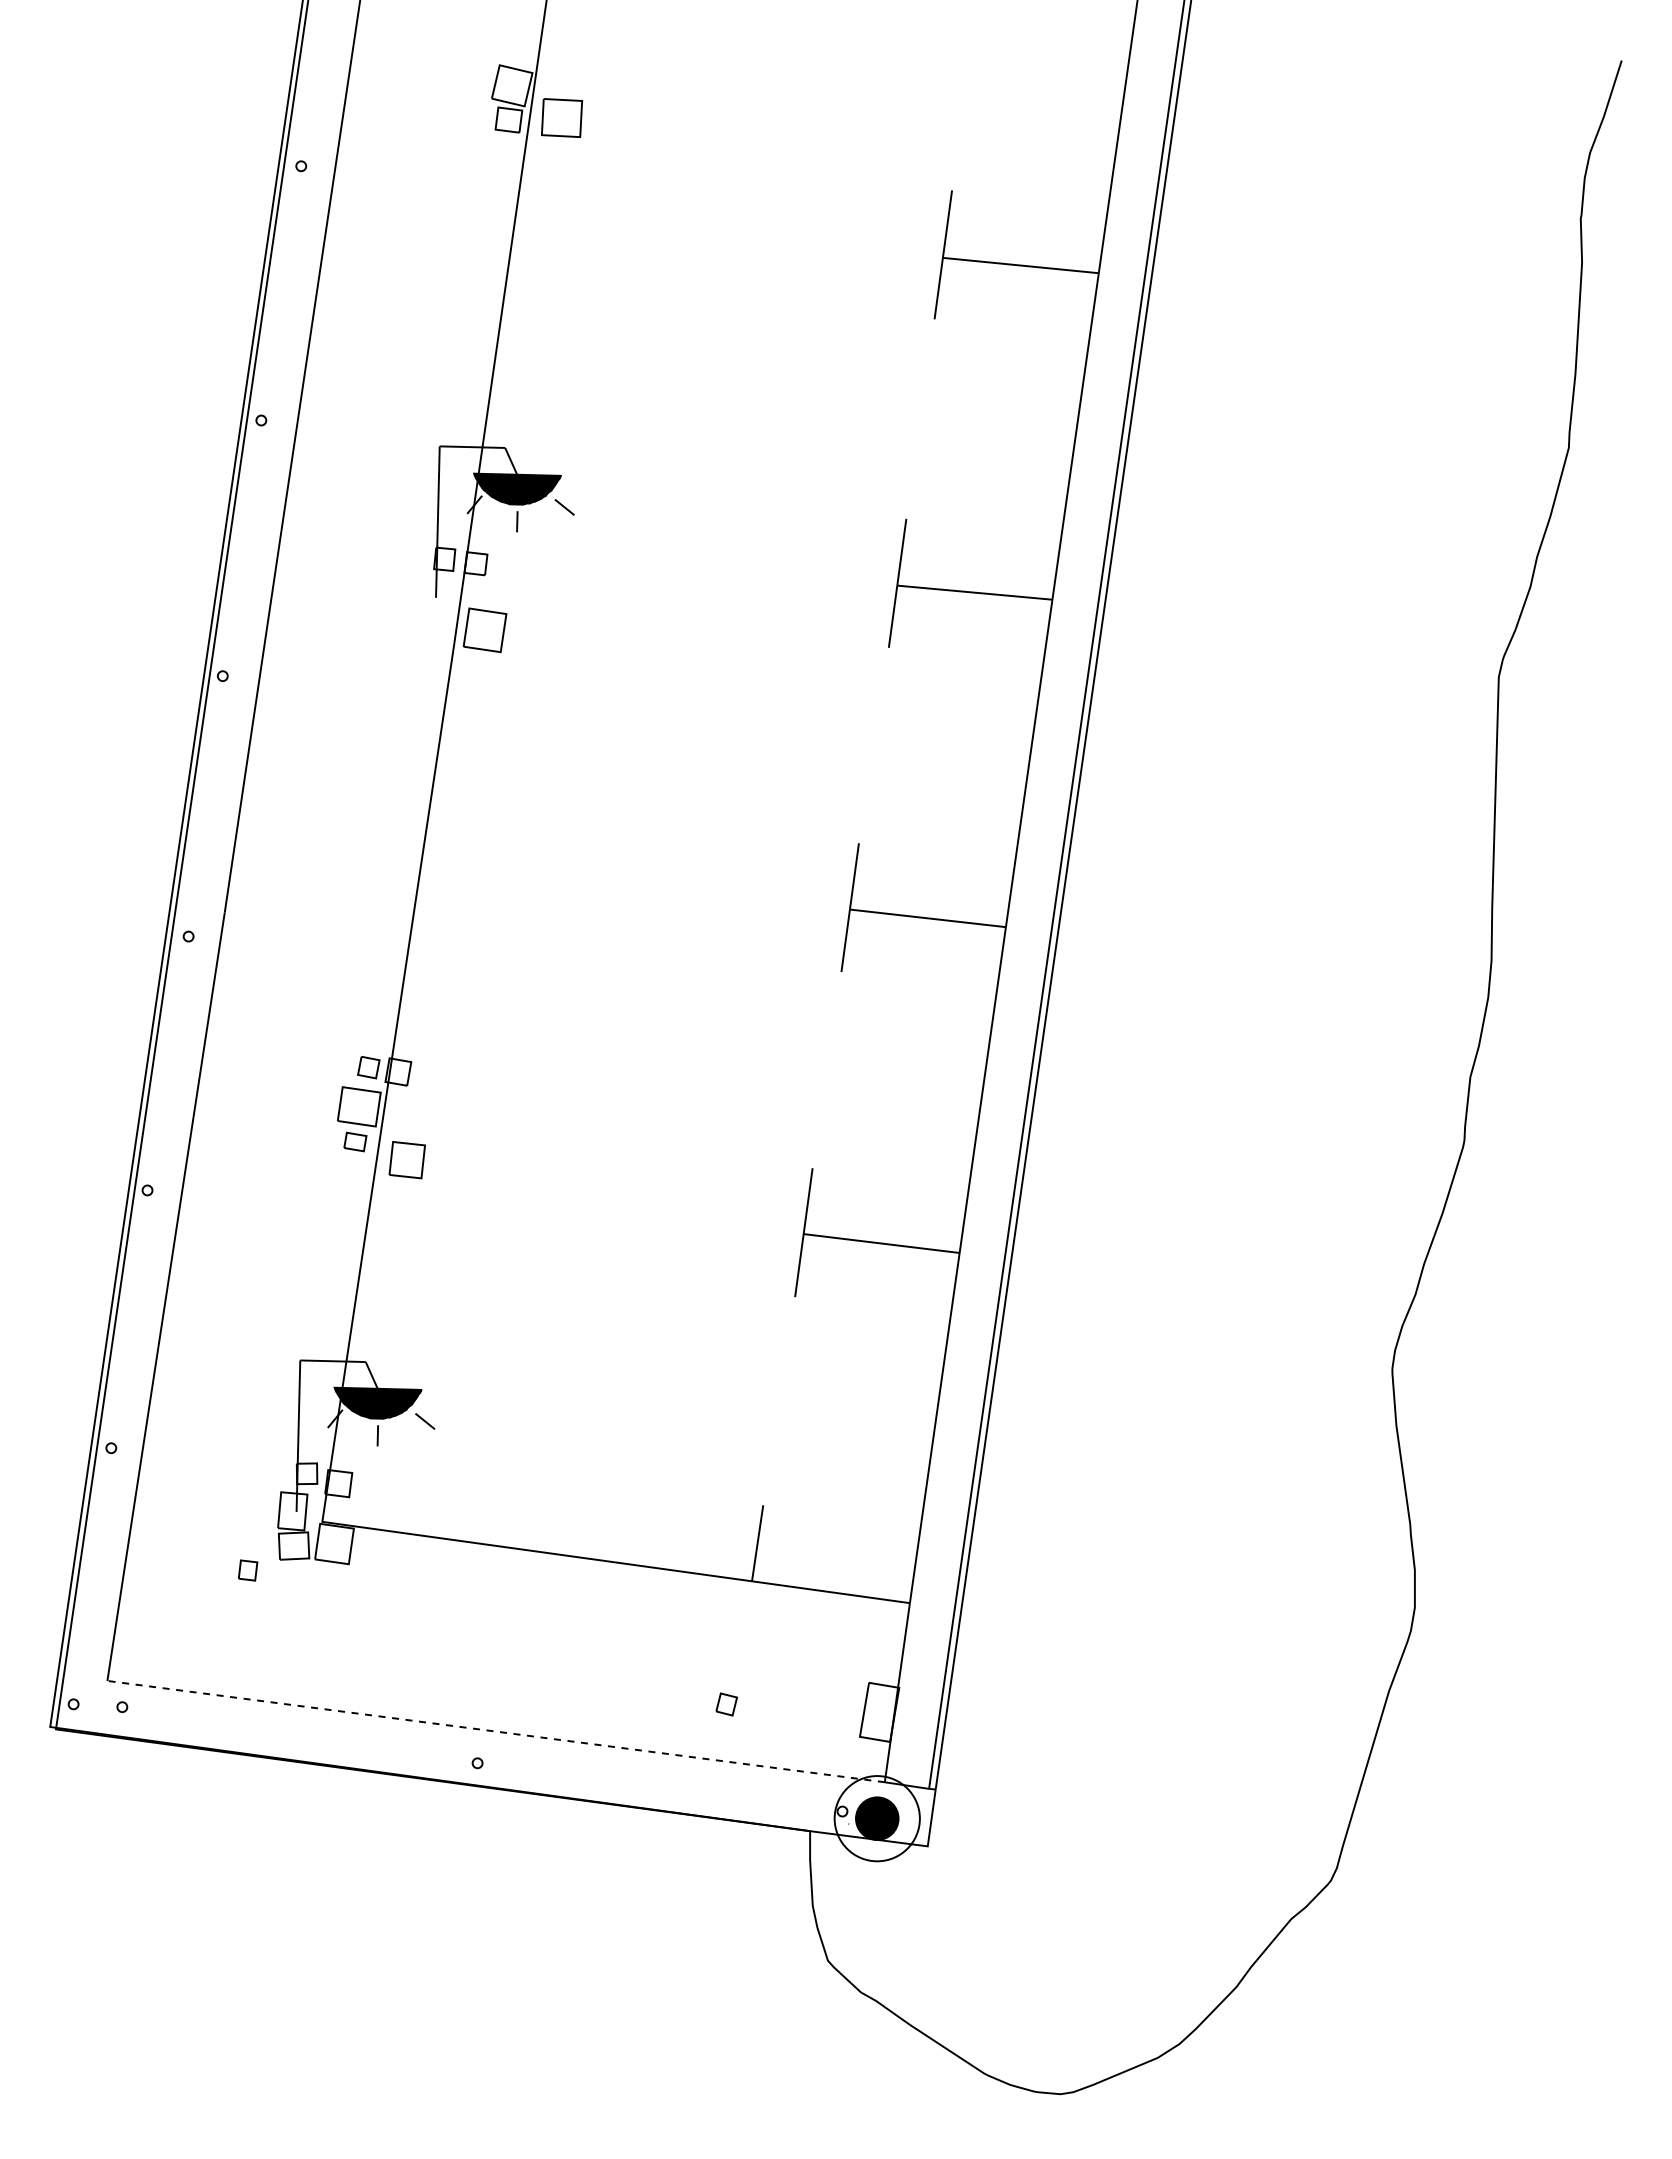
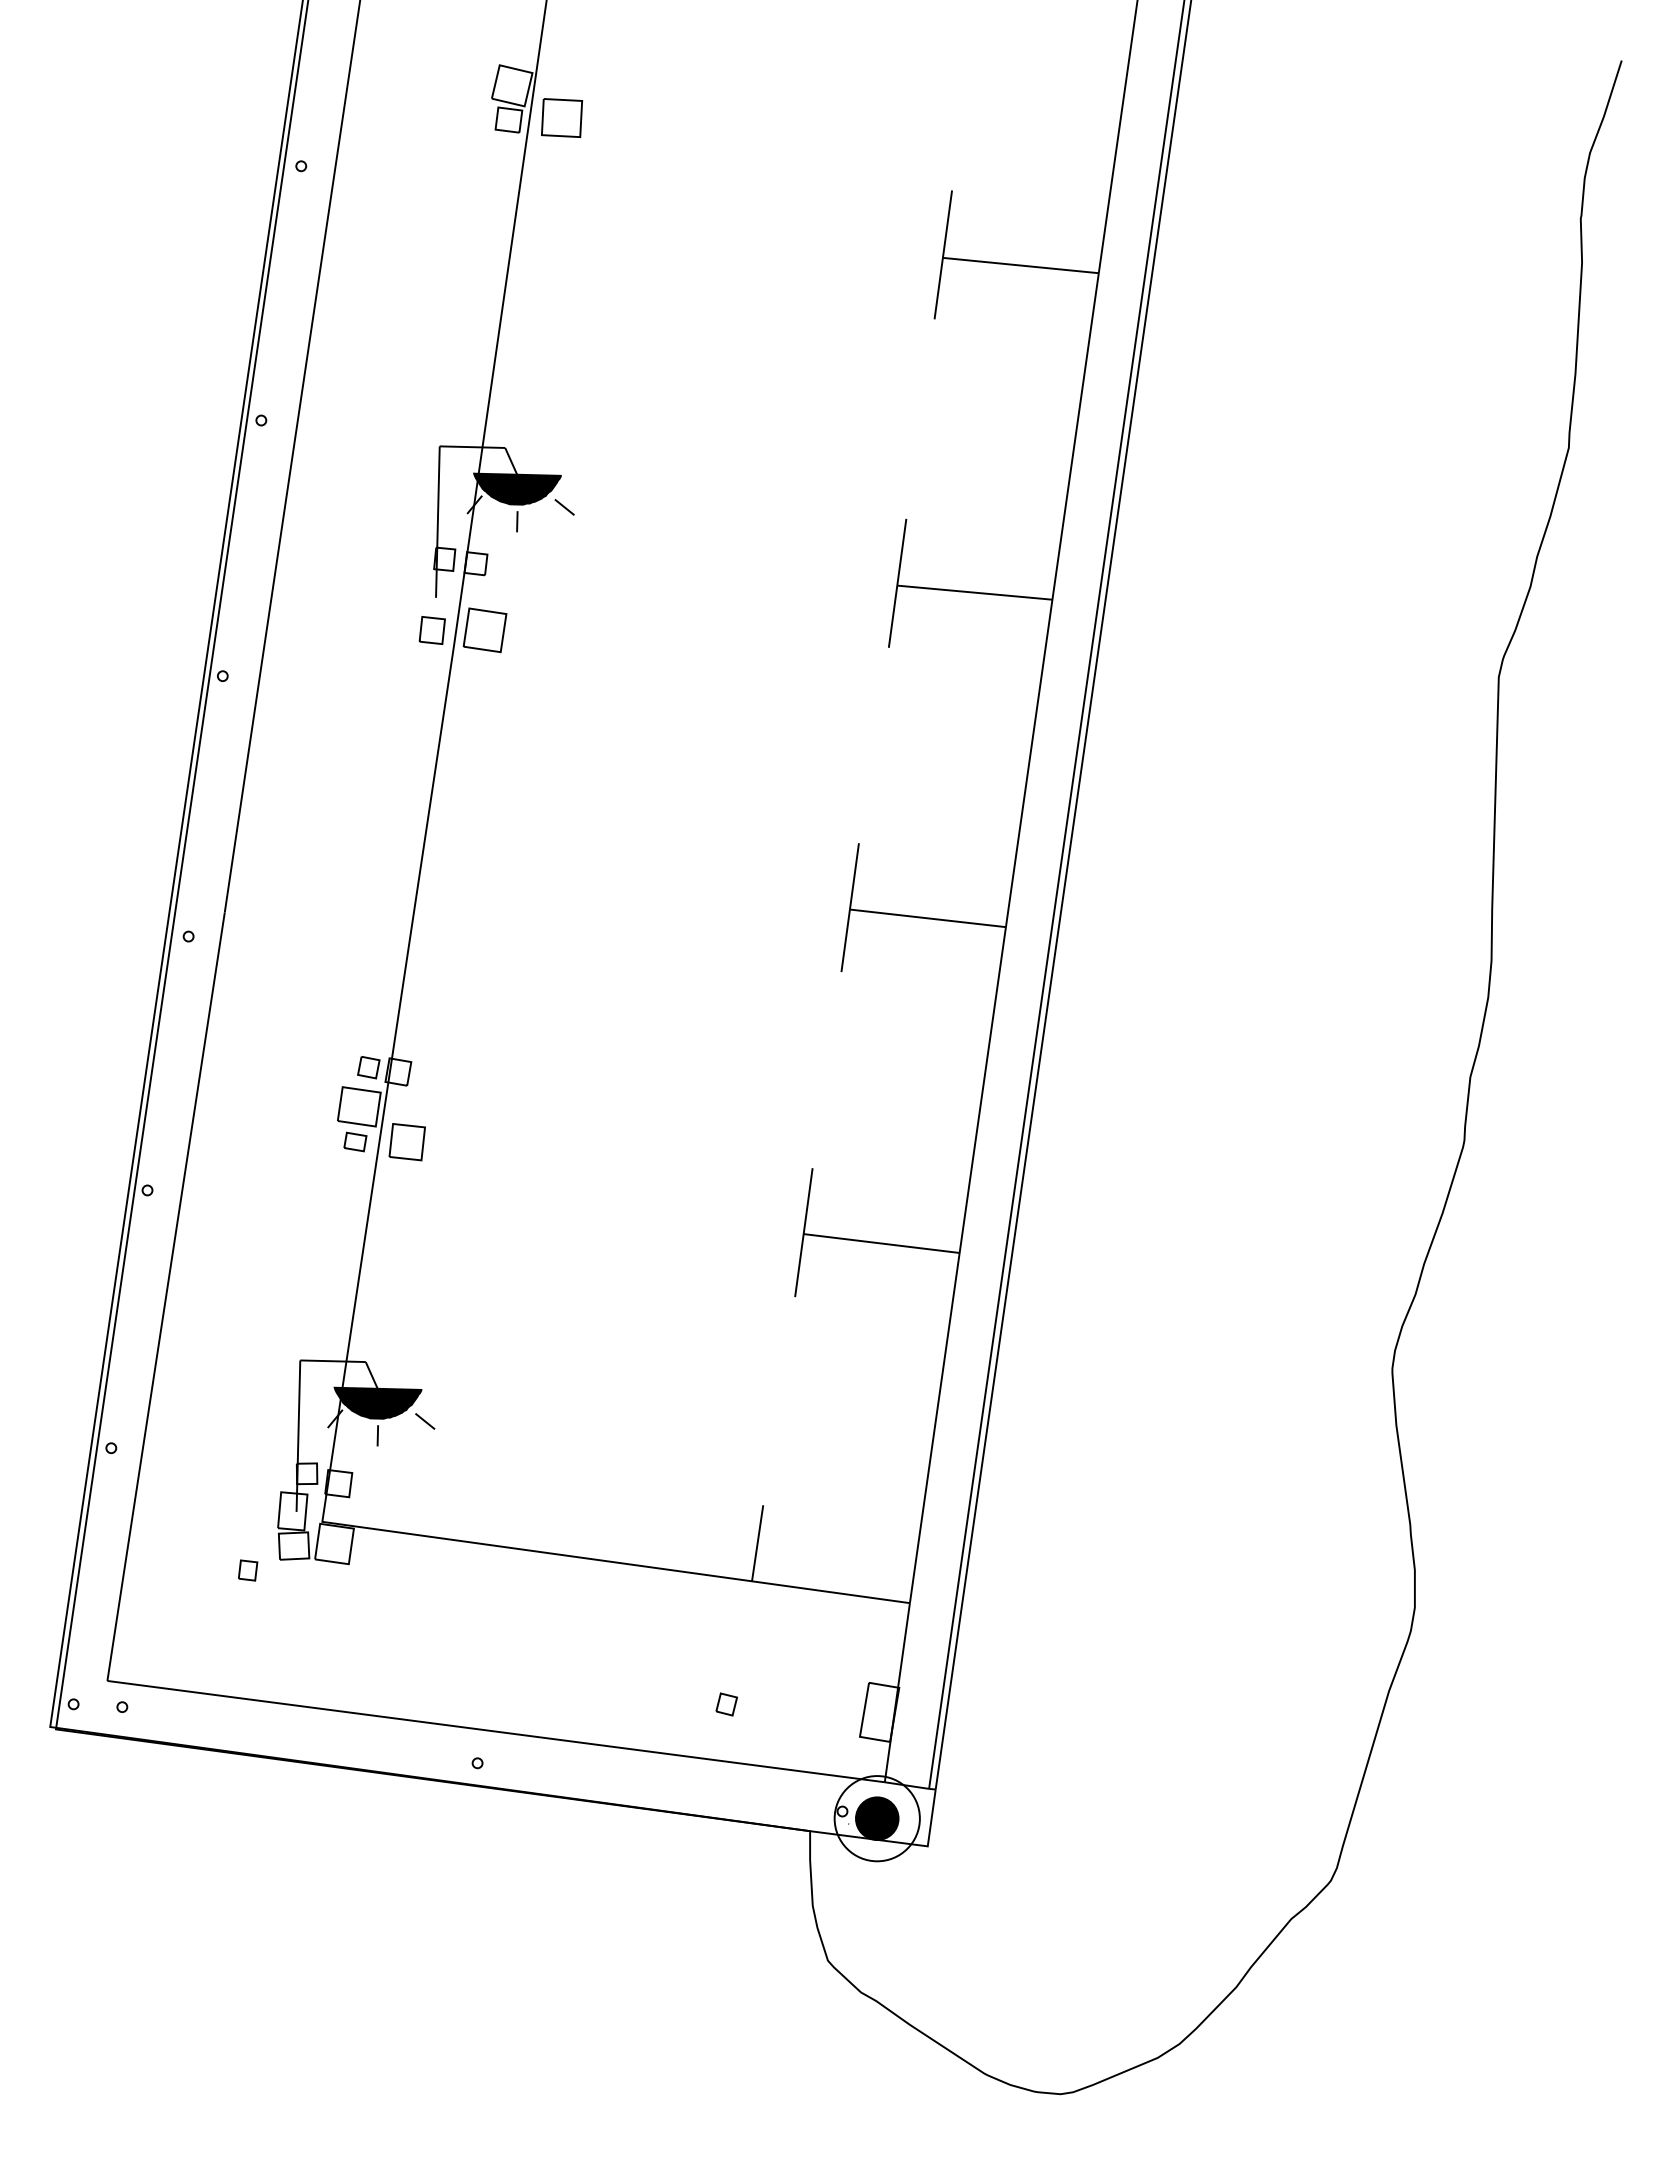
part: none -> present (431, 630)
part position: (406, 1160) -> (406, 1142) (406, 1142)
line: dashed -> solid (496, 1731)
